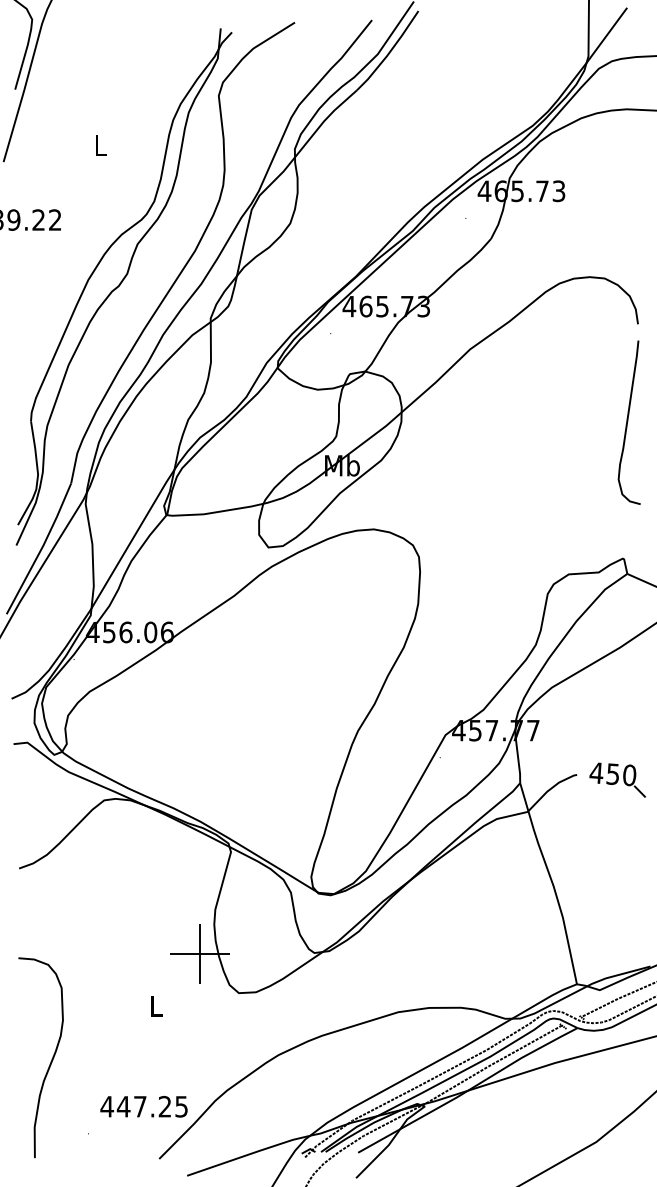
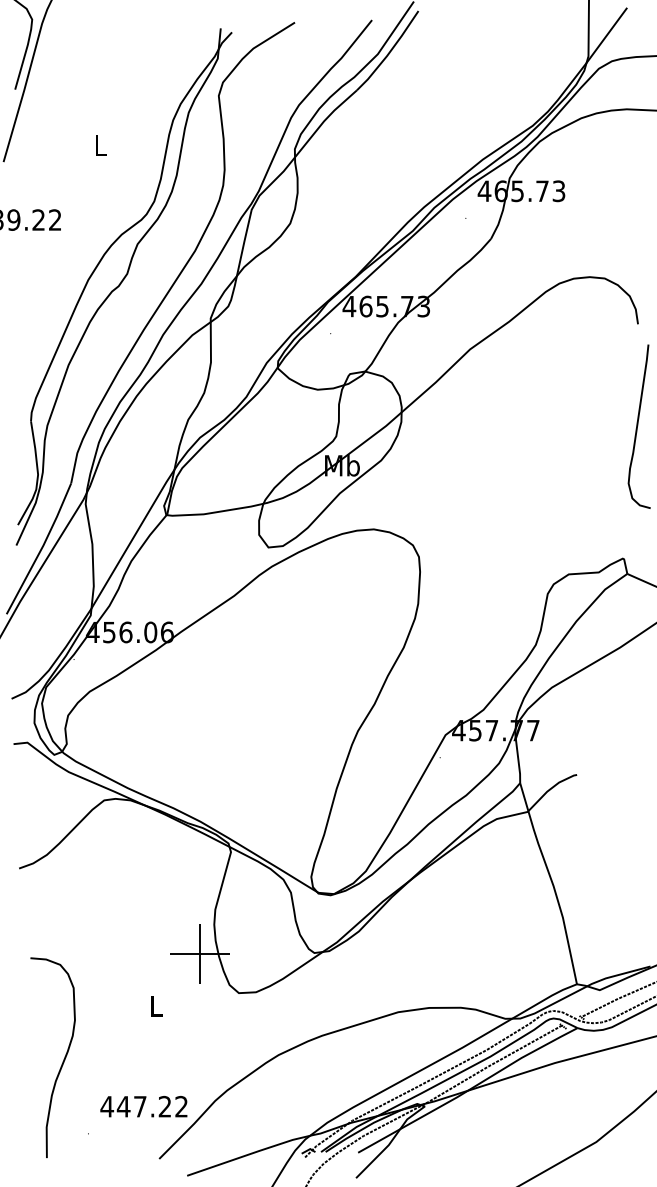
curve position: (628, 421) -> (638, 425) (638, 425)
part: present -> none (617, 779)
curve position: (50, 1061) -> (62, 1061) (62, 1061)
text: 447.25 -> 447.22 (181, 1106)
